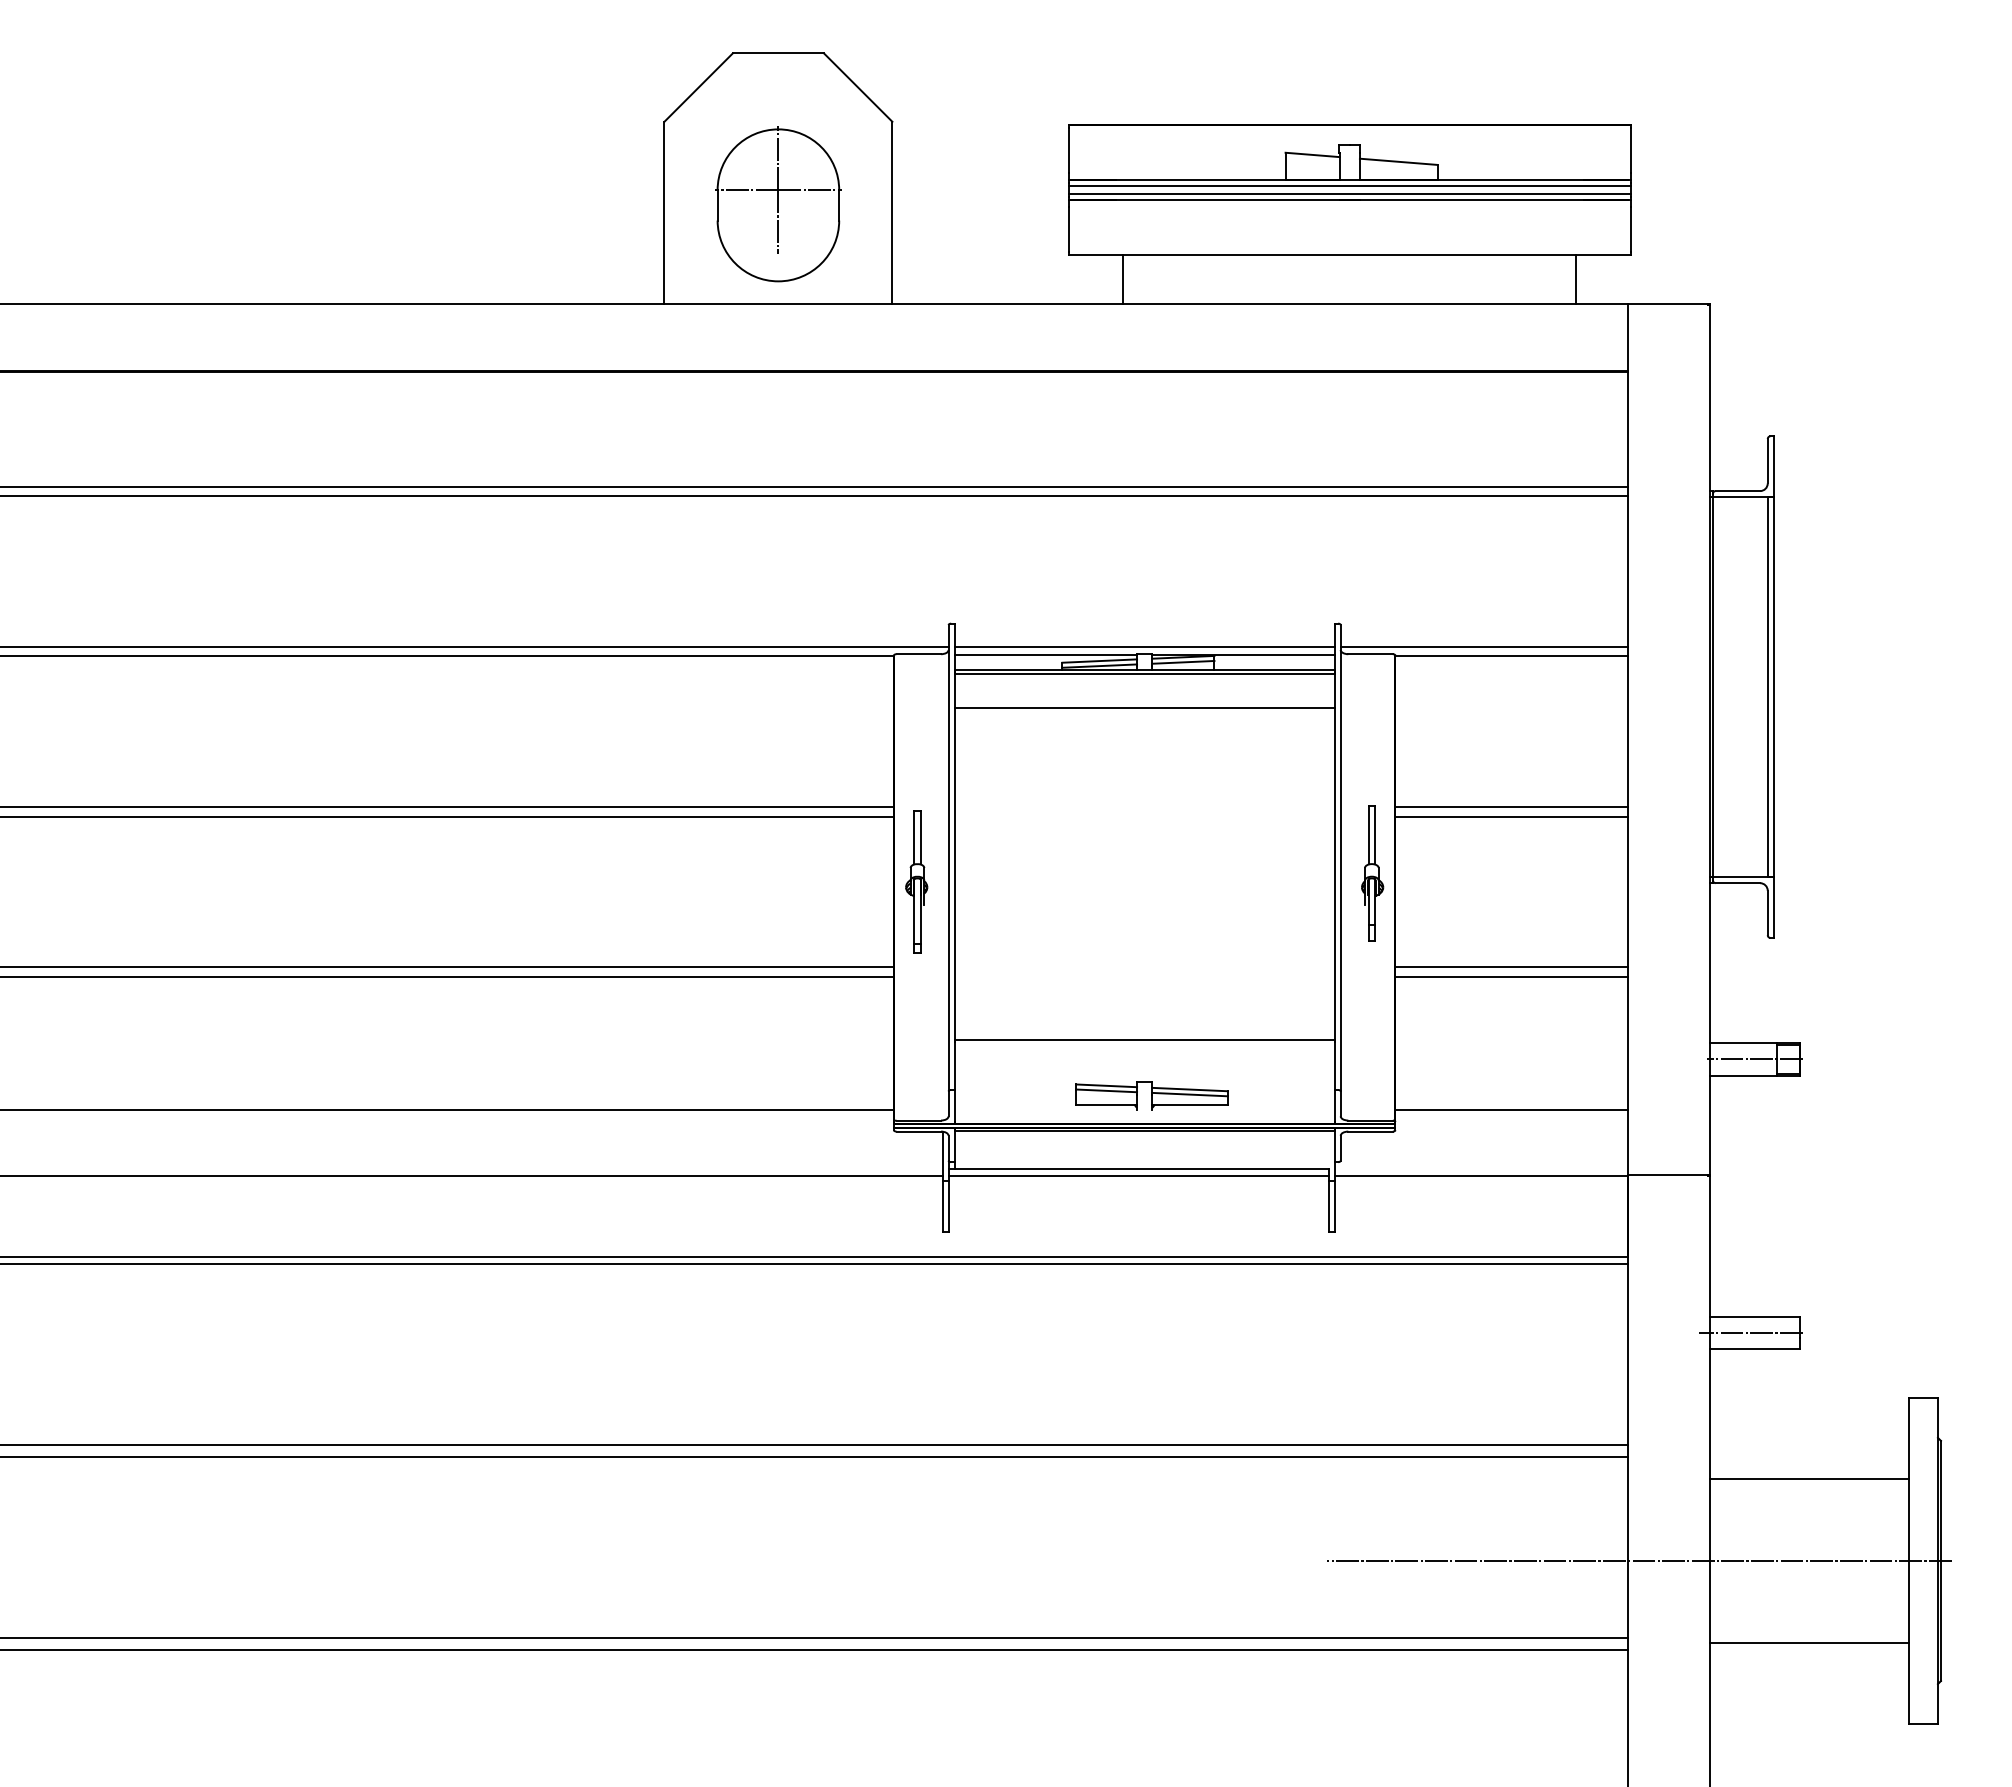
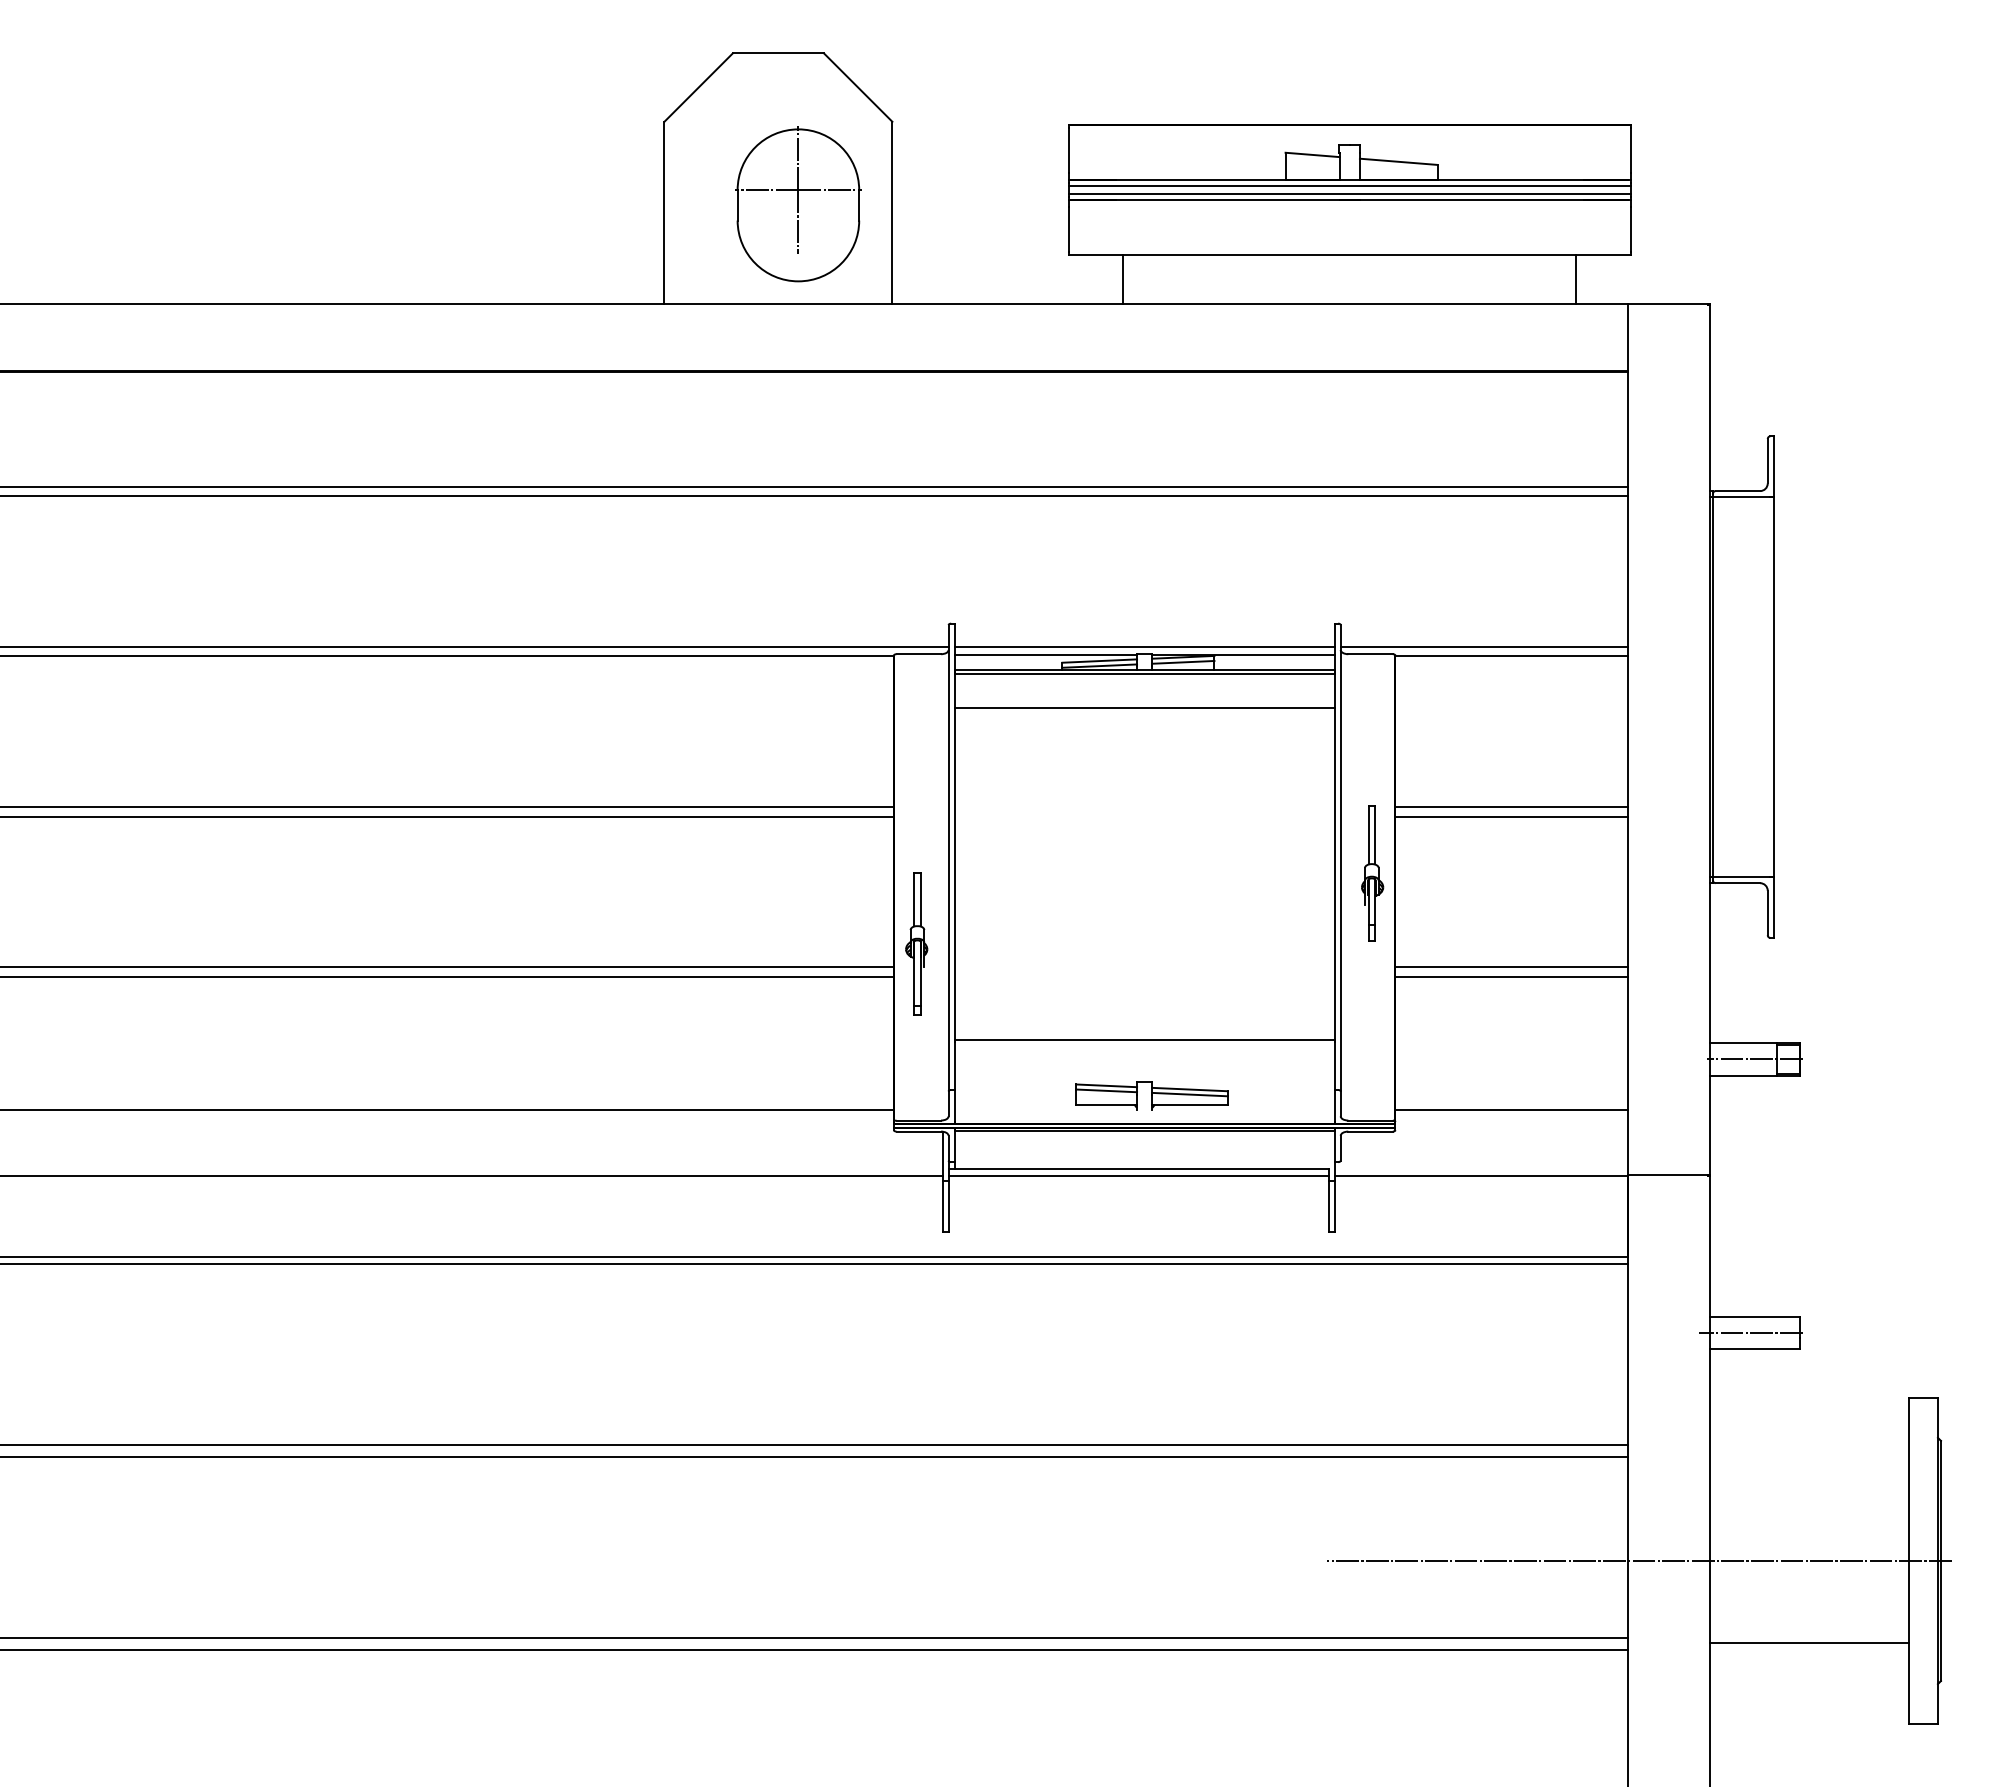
part position: (778, 204) -> (798, 204) (798, 204)
line: present -> none (1767, 687)
part position: (916, 881) -> (916, 943) (916, 943)
line: present -> none (1809, 1478)
